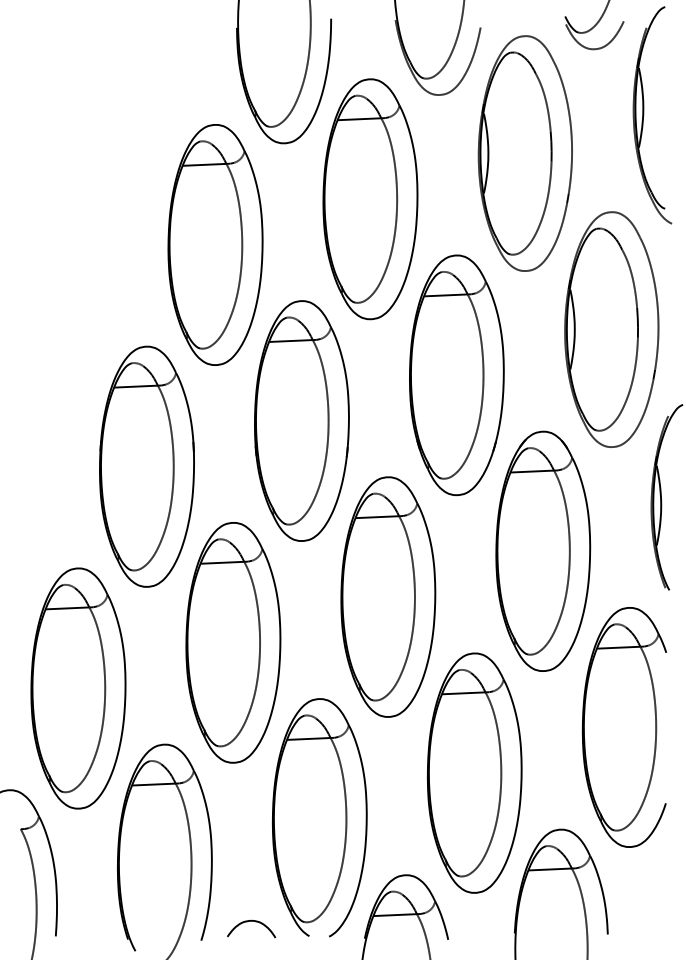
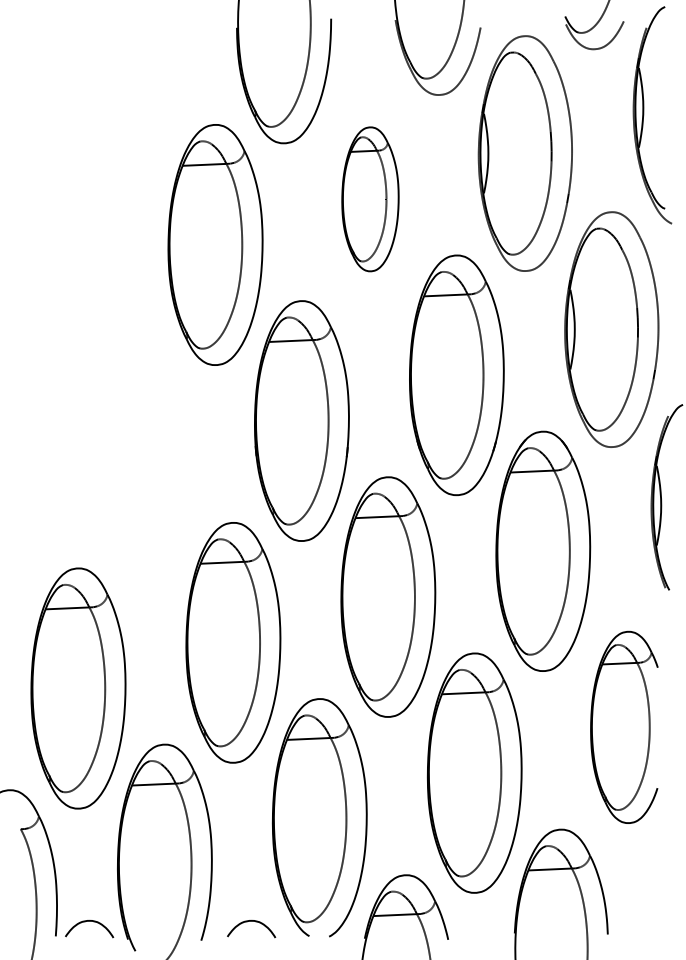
part size: 97x243 px -> 59x147 px (370, 199)
part: present -> none (146, 466)
part size: 86x241 px -> 69x194 px (624, 726)
curve: none -> present (89, 921)
